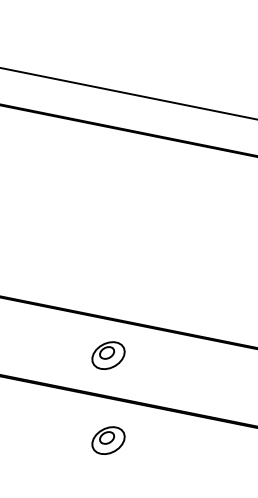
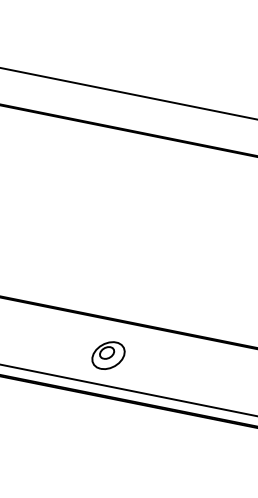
line: none -> present (128, 390)
part: present -> none (108, 440)
